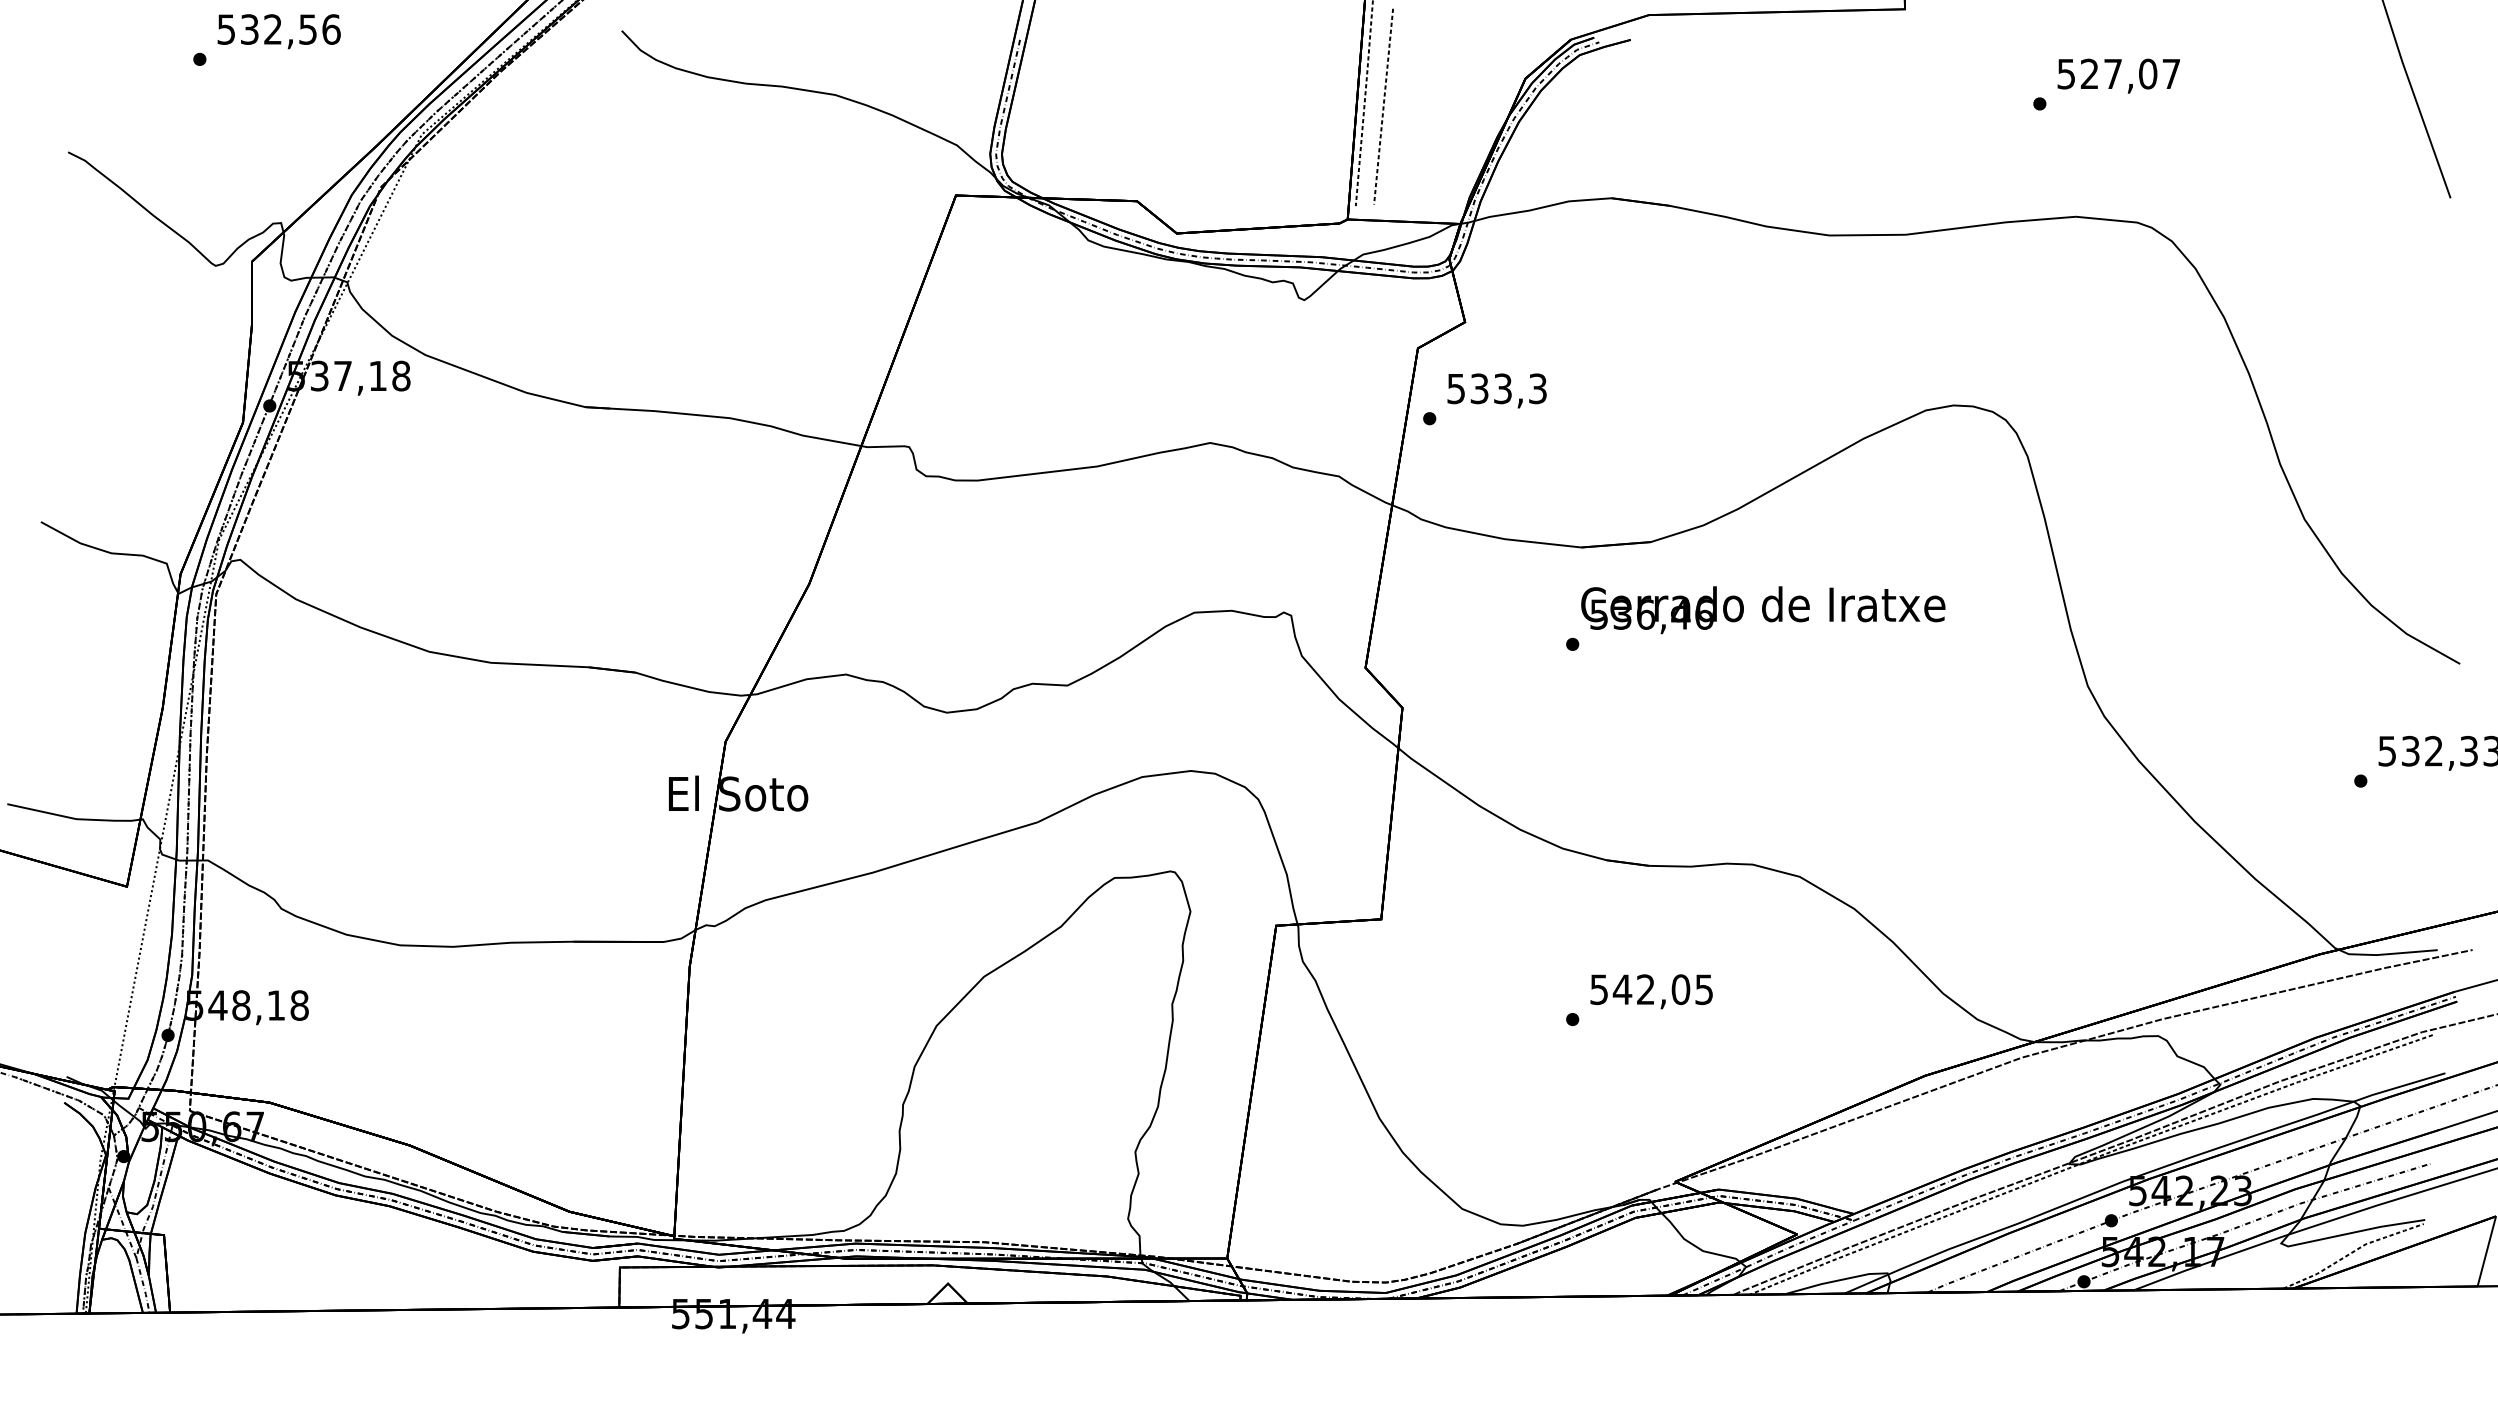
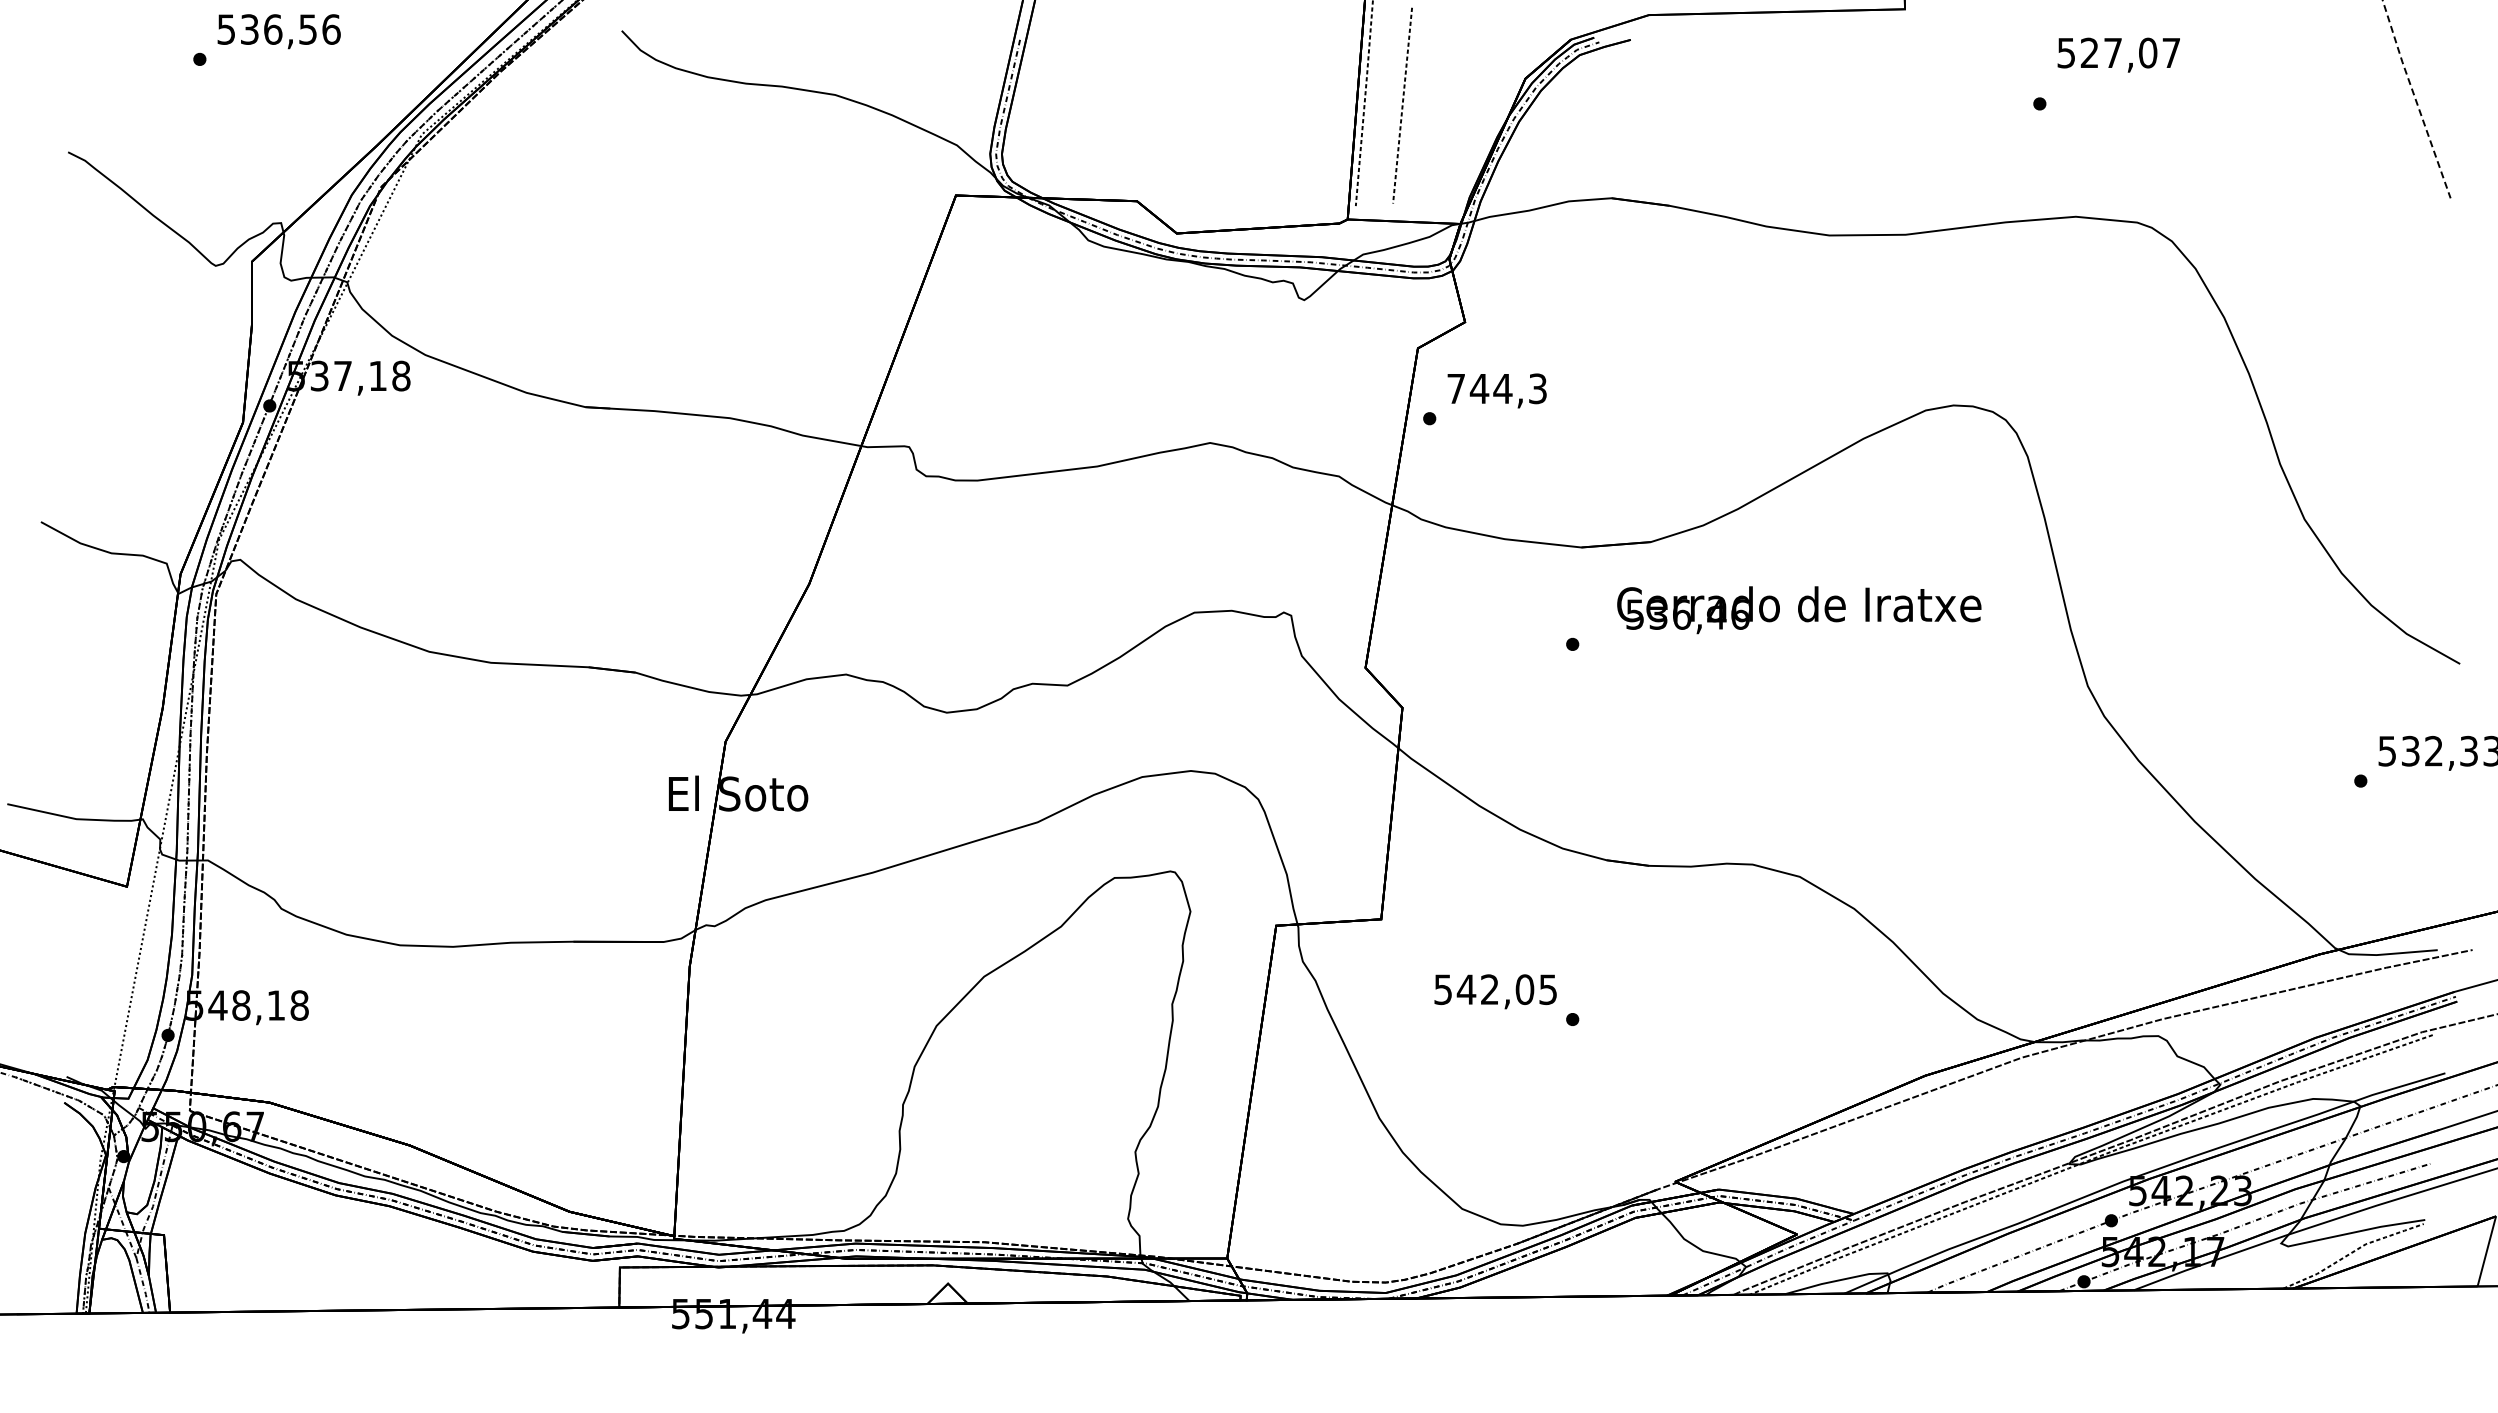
text: 532,56 -> 536,56 (273, 29)
text position: (2118, 75) -> (2118, 54) (2118, 54)
line: solid -> dashed (2415, 99)
line position: (1383, 106) -> (1402, 105) (1402, 105)
text: 533,3 -> 744,3 (1479, 388)
text position: (1763, 610) -> (1799, 610) (1799, 610)
text position: (1651, 991) -> (1495, 991) (1495, 991)
